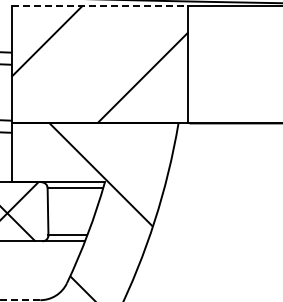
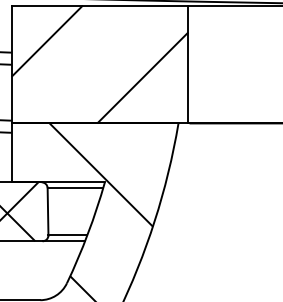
line: dashed -> solid (100, 5)
line: dashed -> solid (20, 300)
